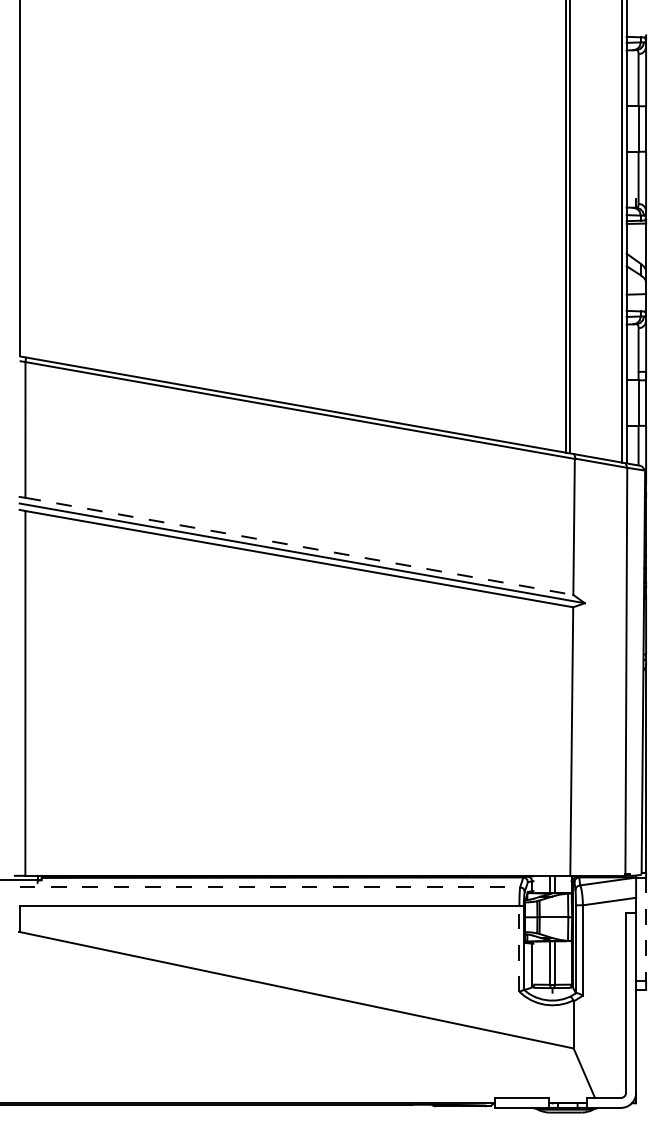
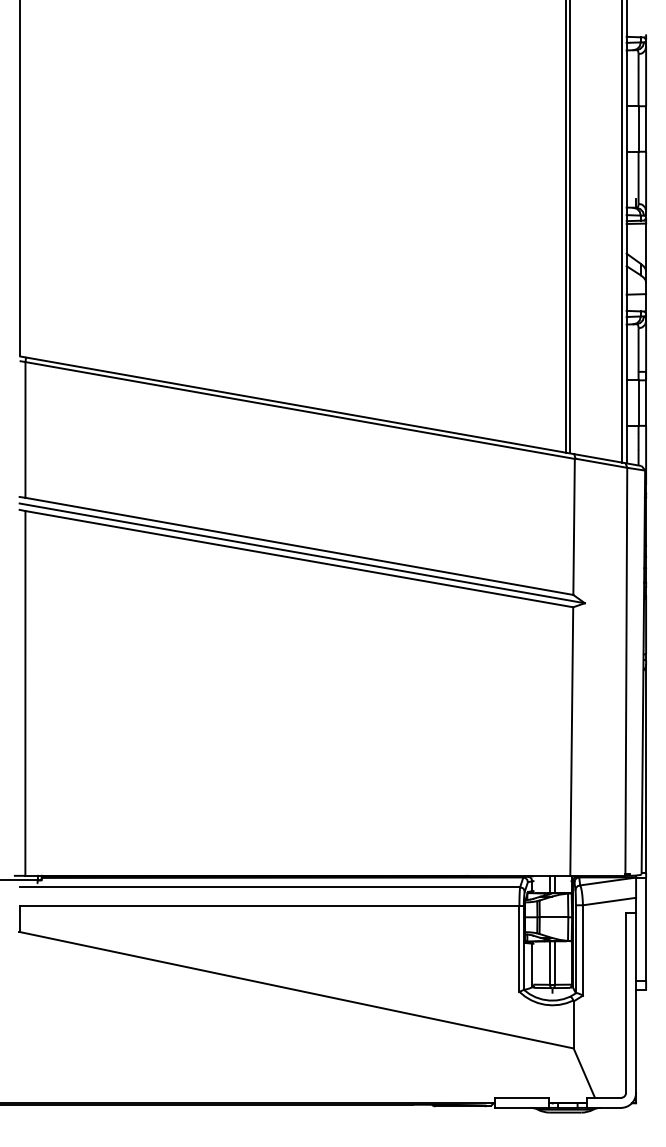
line: dashed -> solid (299, 546)
line: dashed -> solid (270, 887)
line: dashed -> solid (646, 929)
line: dashed -> solid (519, 948)
